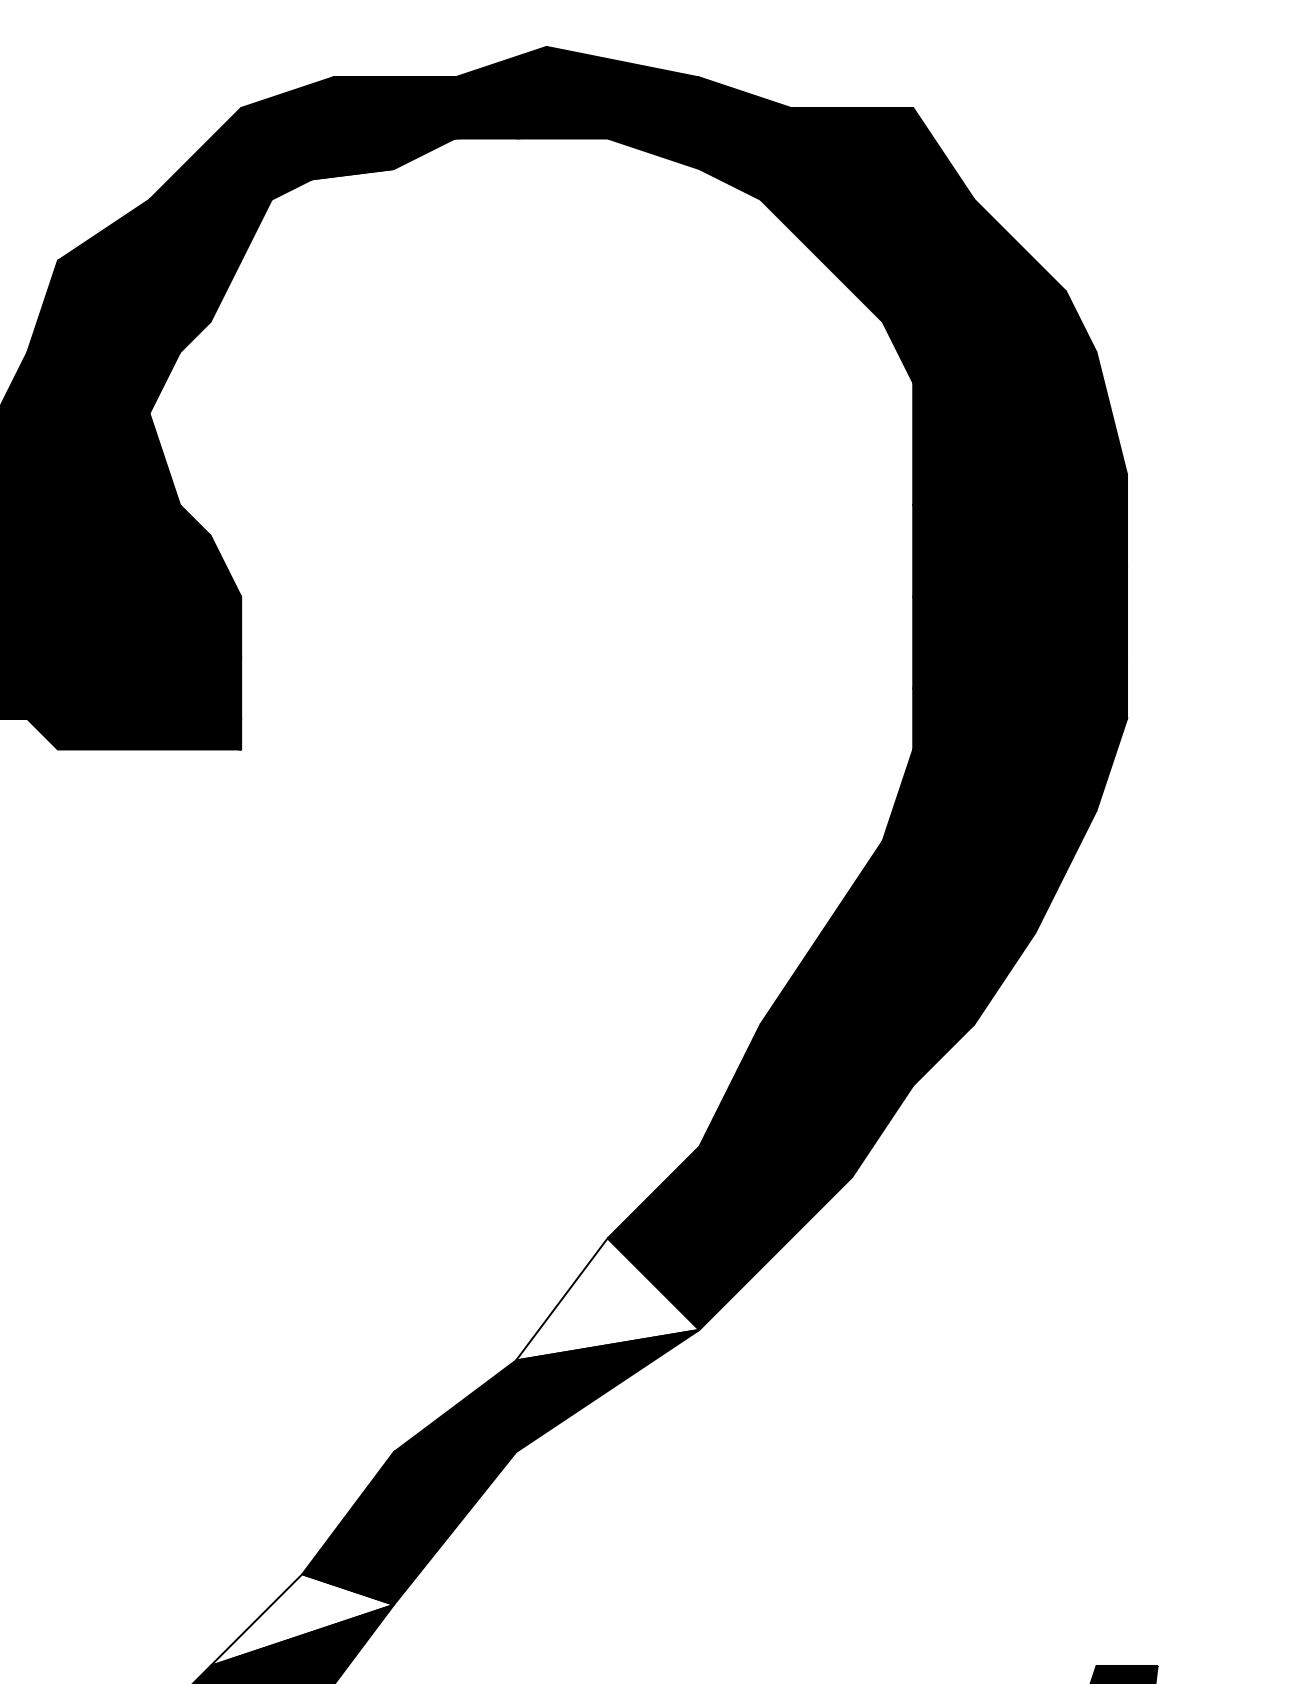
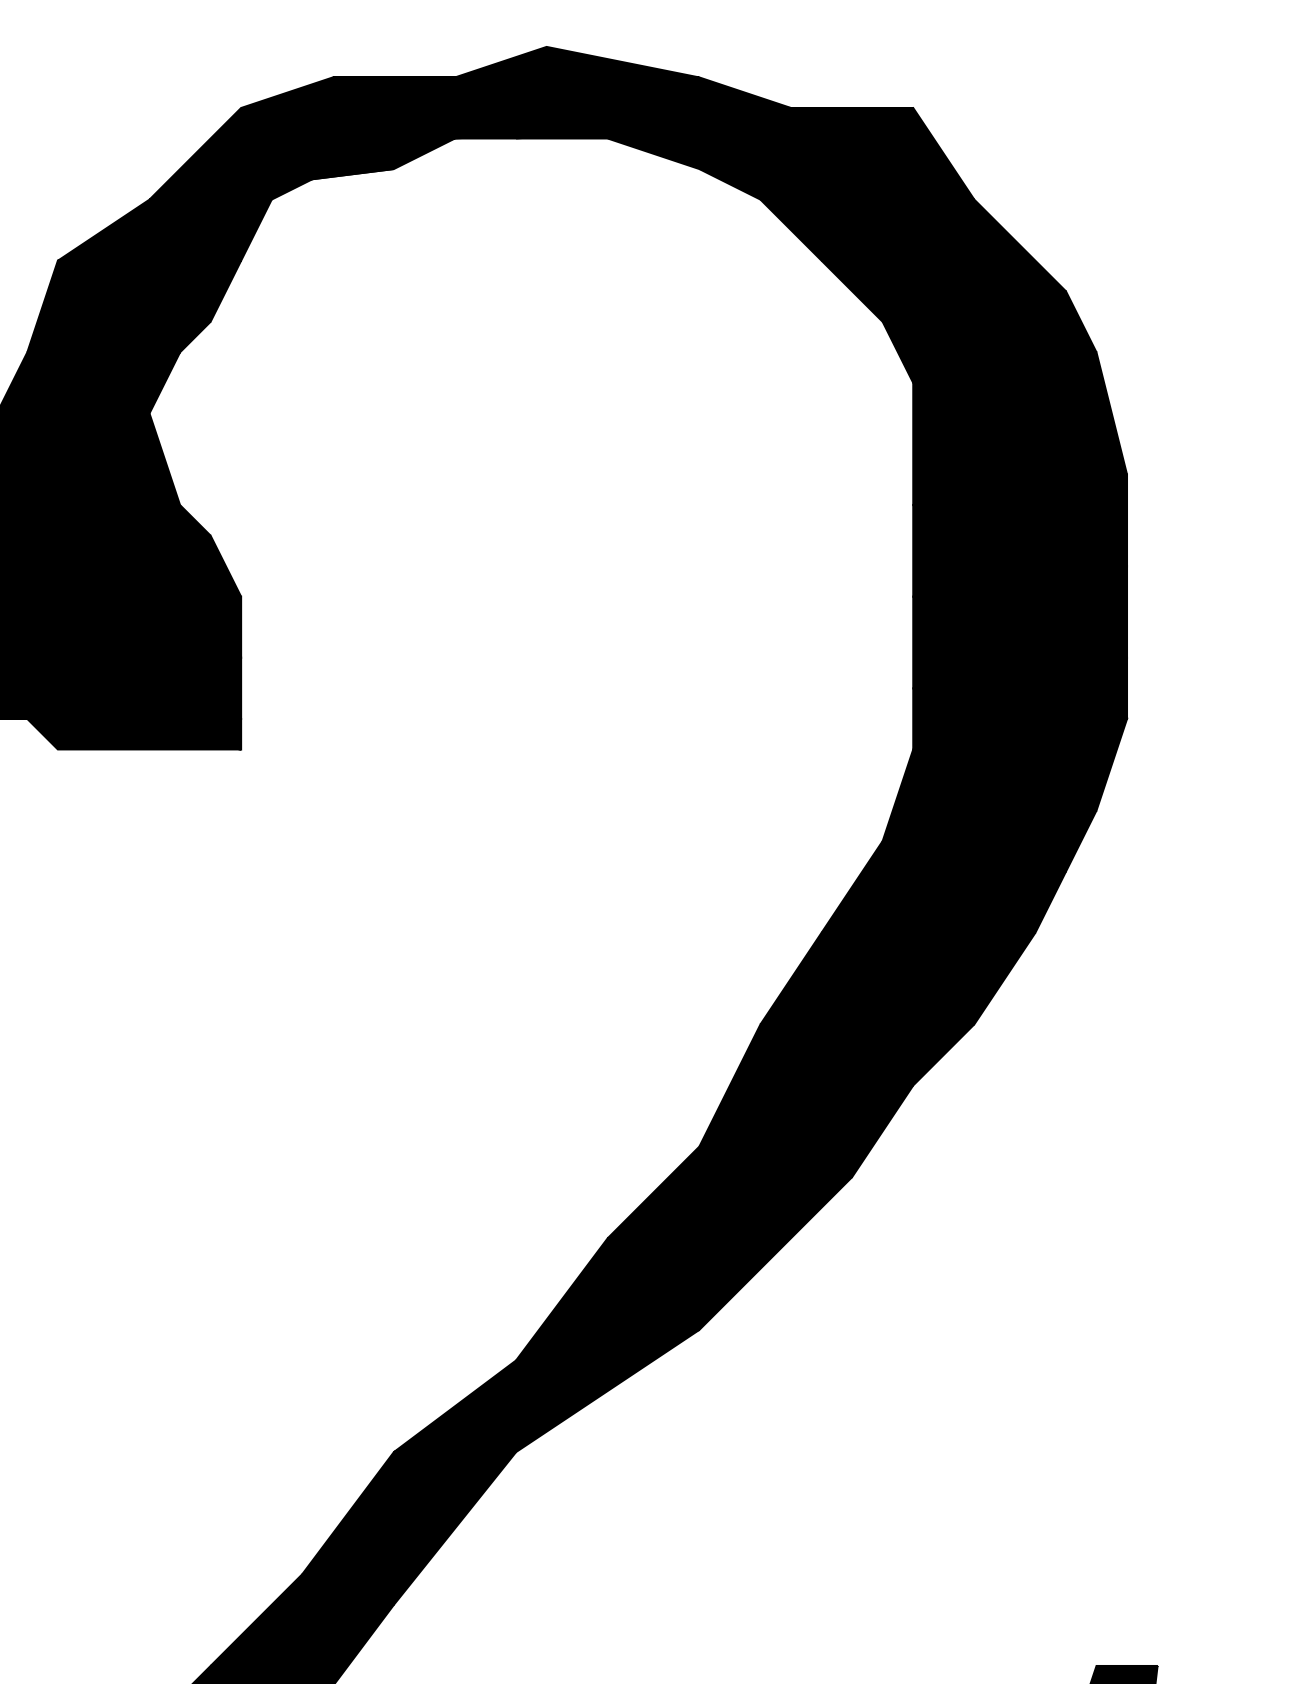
fill: none -> present (607, 1299)
fill: none -> present (301, 1619)
